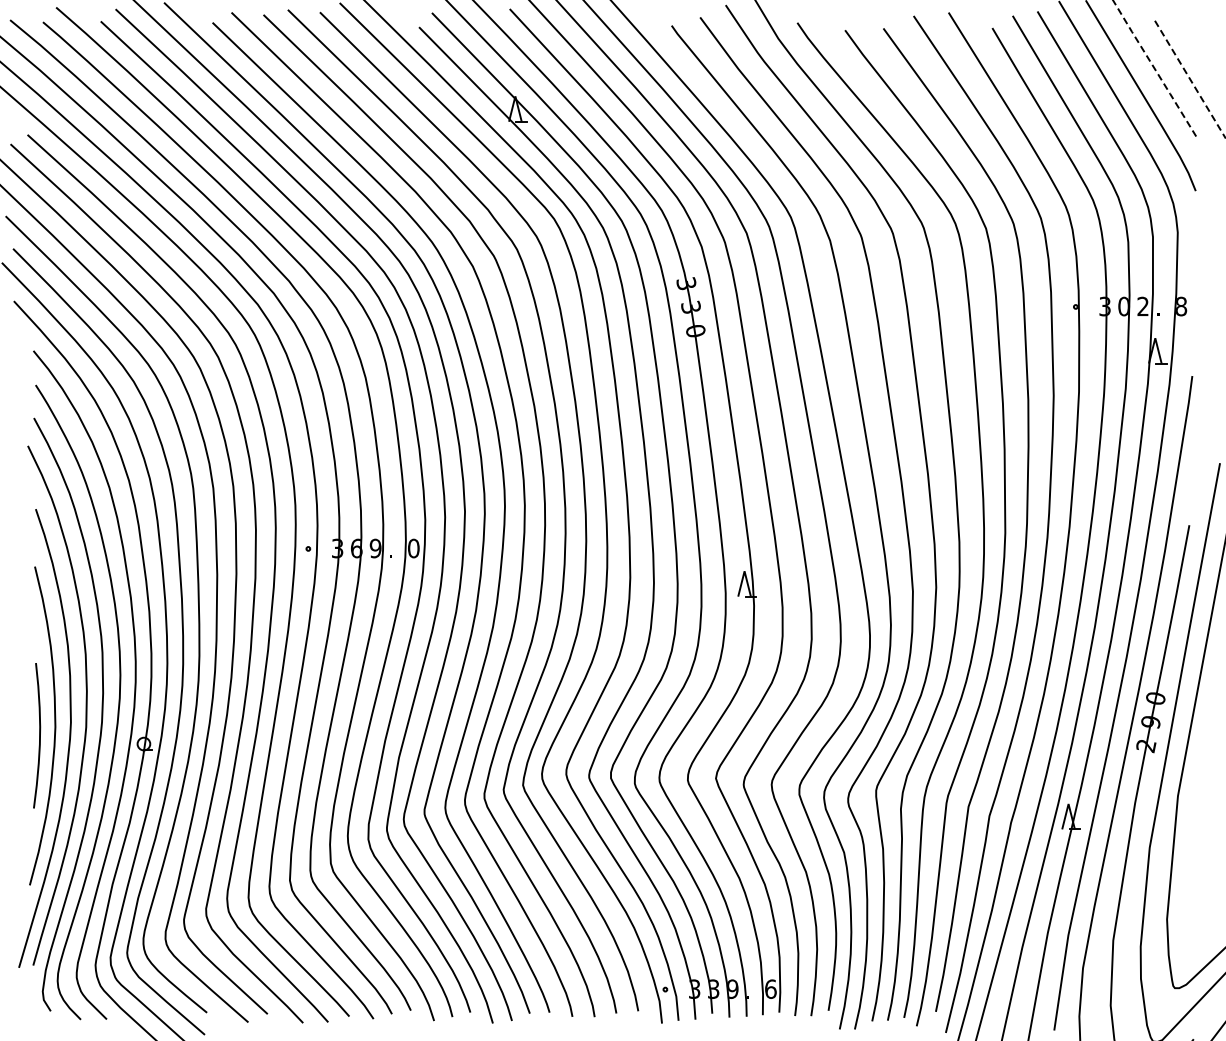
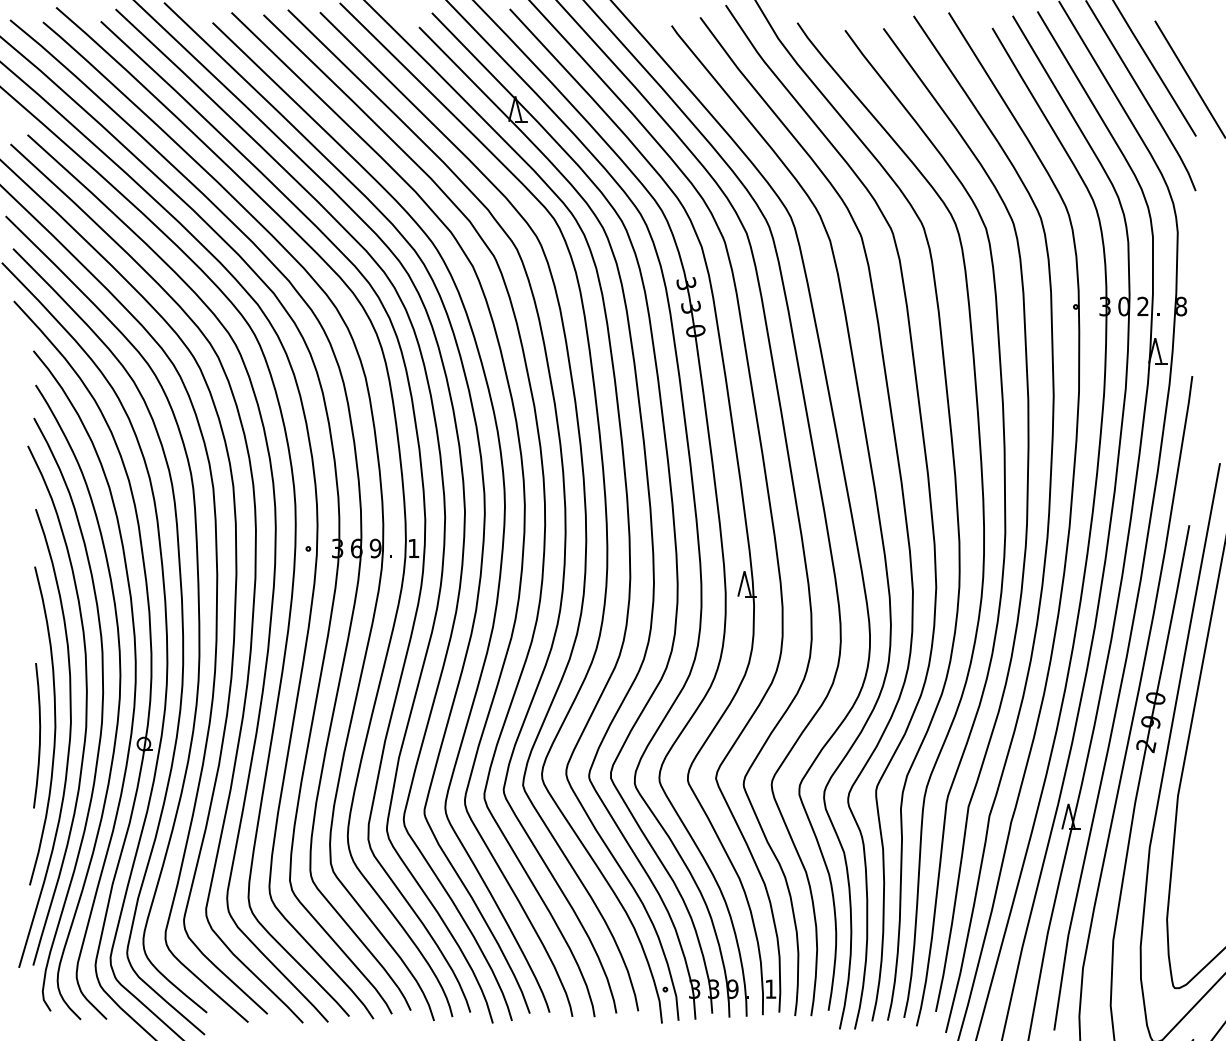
line: dashed -> solid (1154, 68)
line: dashed -> solid (1190, 79)
text: 0 -> 1 (413, 548)
text: 6 -> 1 (770, 988)
